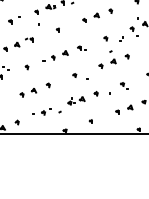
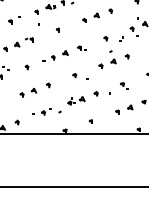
line: none -> present (73, 187)
